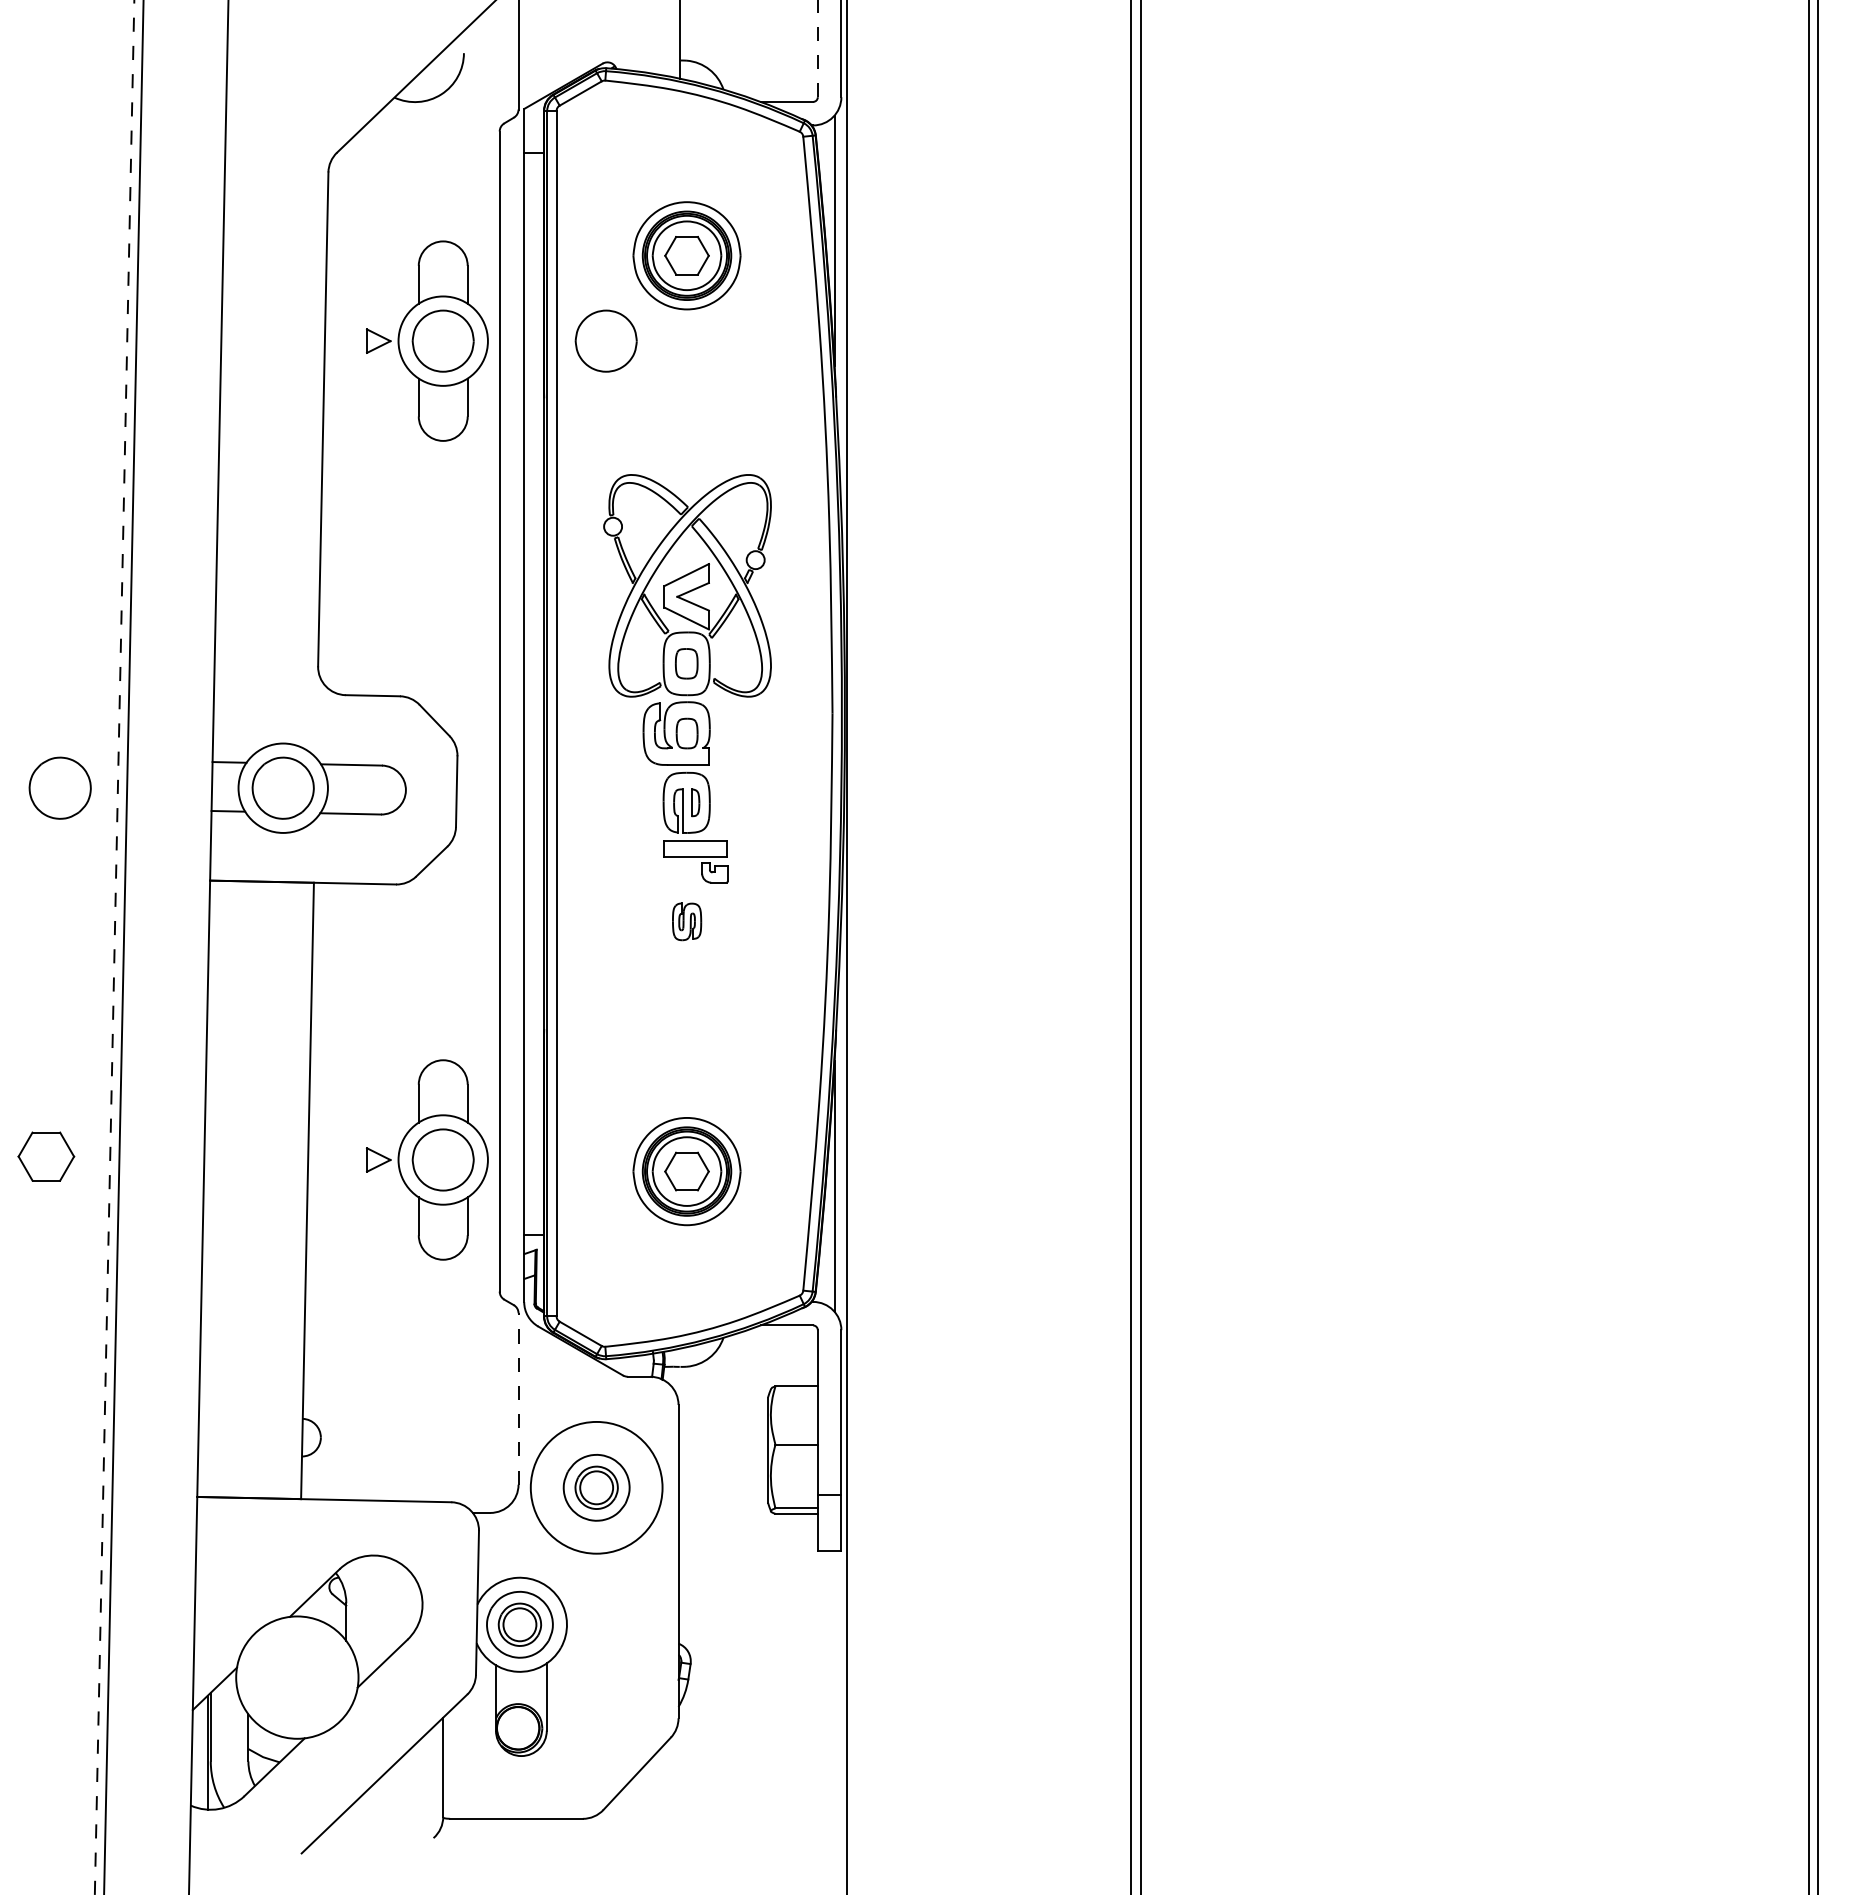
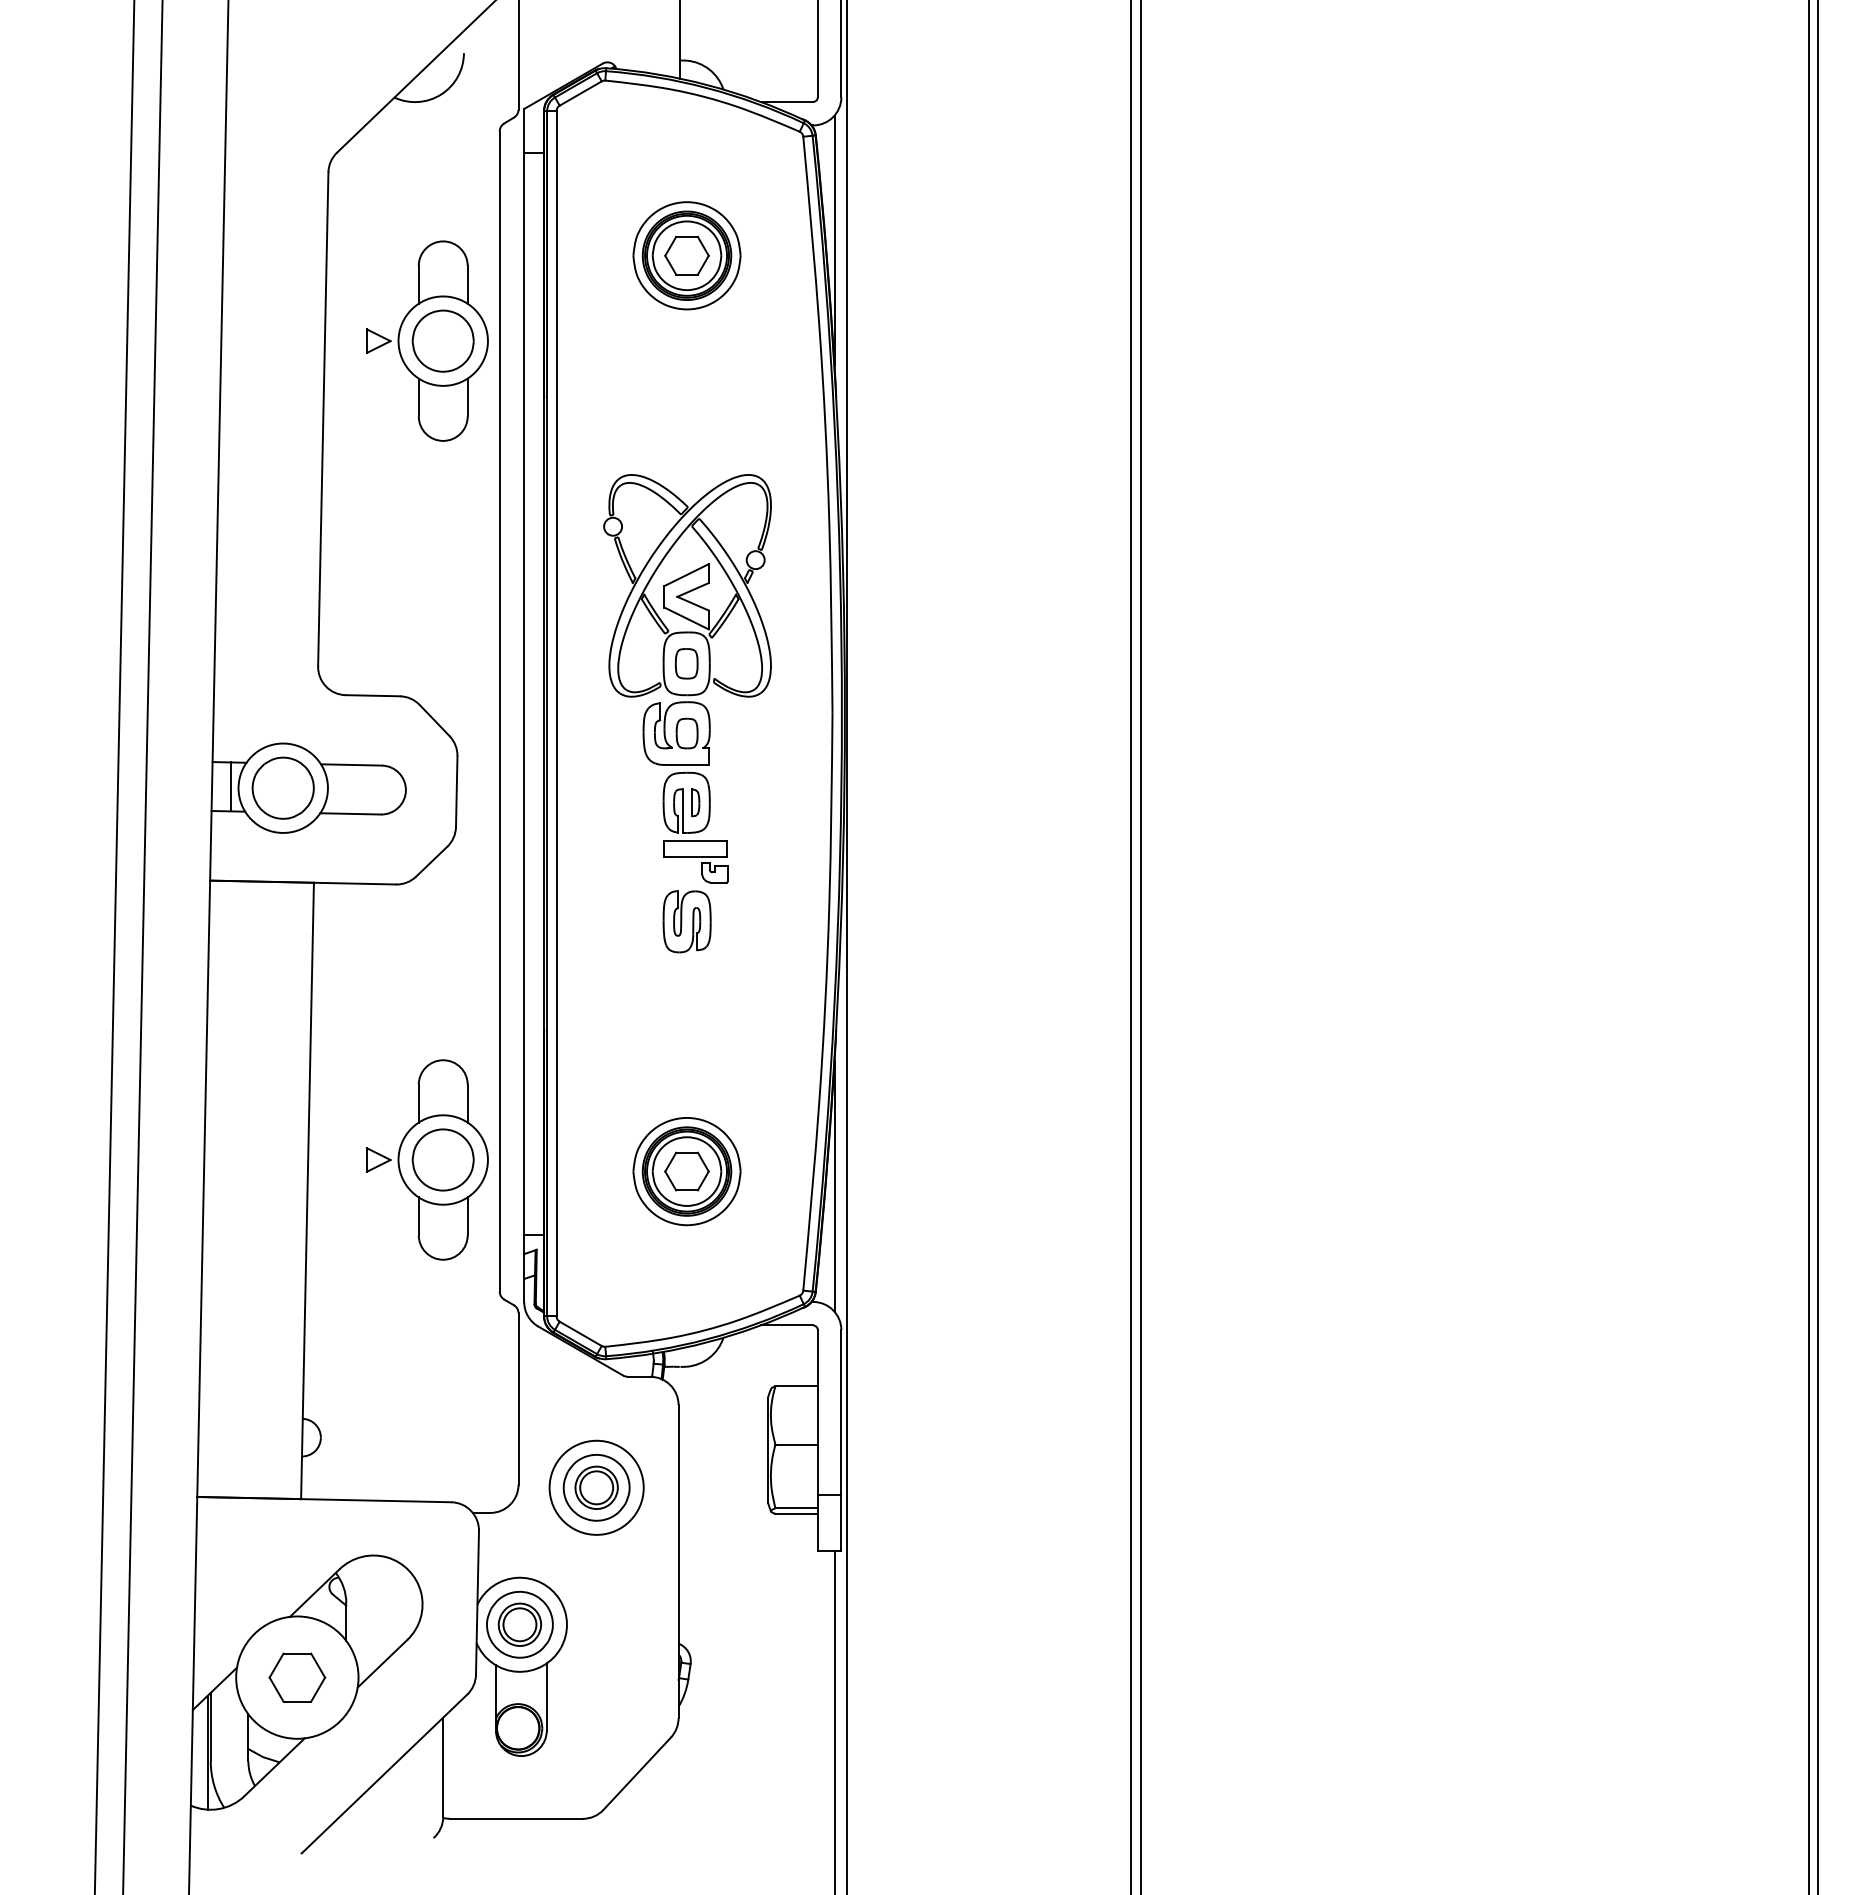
line: dashed -> solid (817, 48)
part: present -> none (605, 340)
line: none -> present (231, 786)
part: present -> none (59, 787)
part size: 31x40 px -> 50x64 px (686, 921)
line position: (123, 946) -> (142, 946) (142, 946)
line: dashed -> solid (114, 947)
part position: (46, 1156) -> (297, 1677) (297, 1677)
line: dashed -> solid (518, 1399)
circle diameter: 132 px -> 94 px (596, 1487)
line: none -> present (834, 1721)
